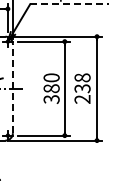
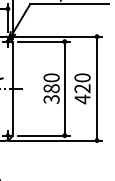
line: dashed -> solid (70, 4)
line: dashed -> solid (12, 88)
text: 238 -> 420 (82, 88)
